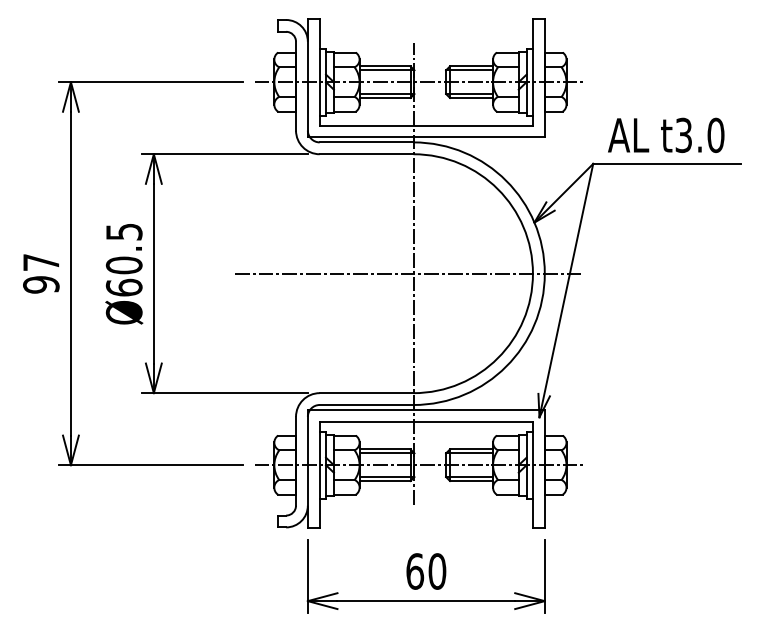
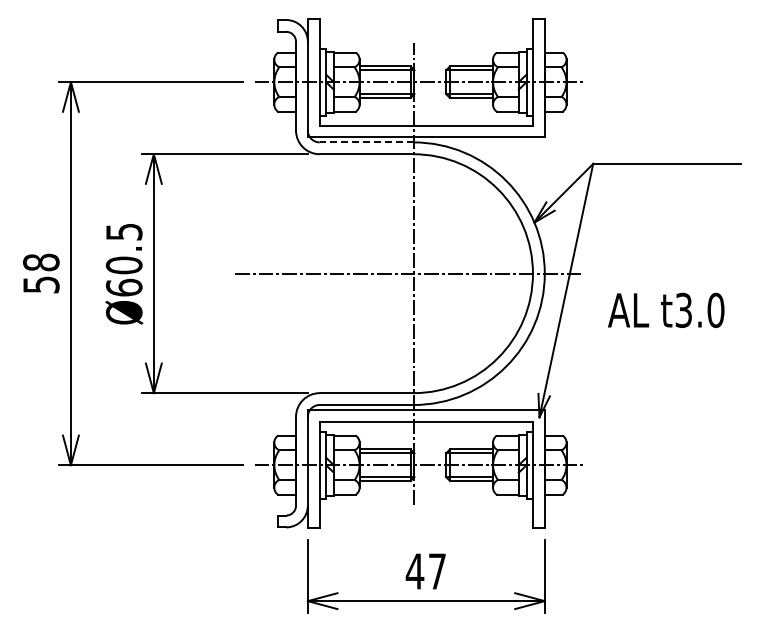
text position: (666, 134) -> (666, 309) (666, 309)
line: solid -> dashed (366, 142)
text: 97 -> 58 (41, 273)
text: 60 -> 47 (425, 571)
